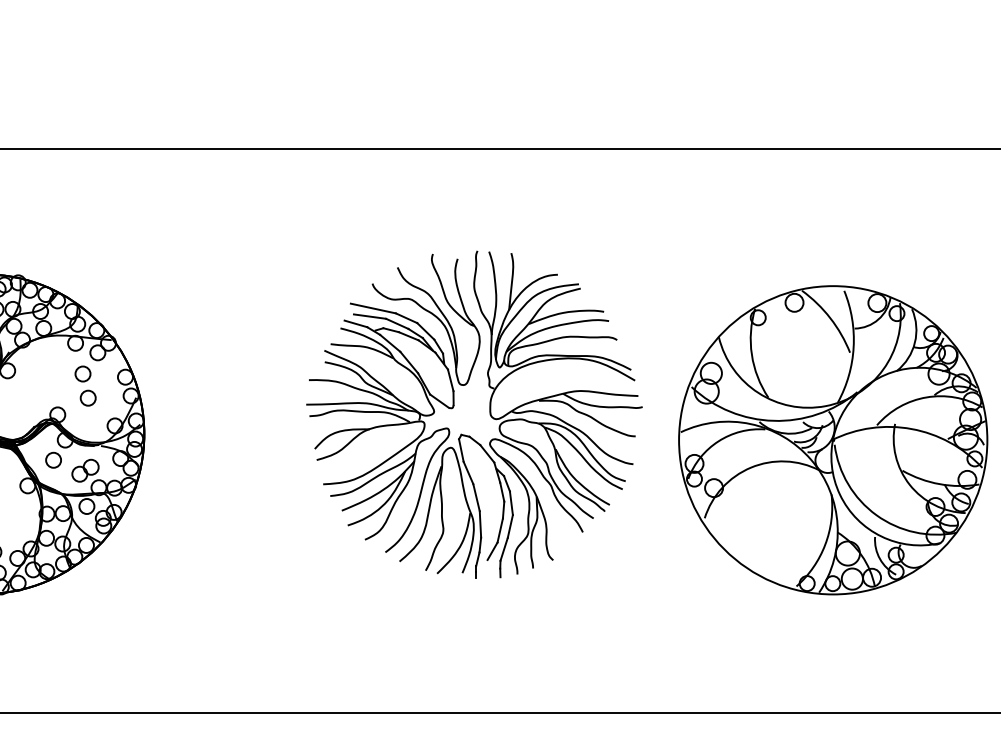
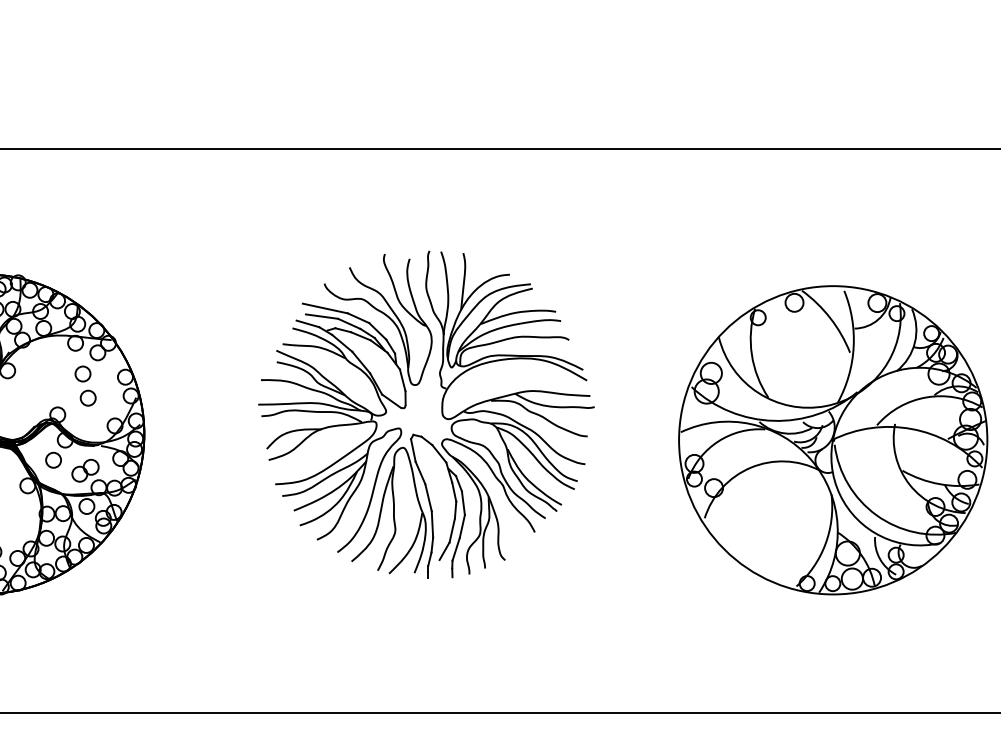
part position: (489, 414) -> (441, 414) (441, 414)
